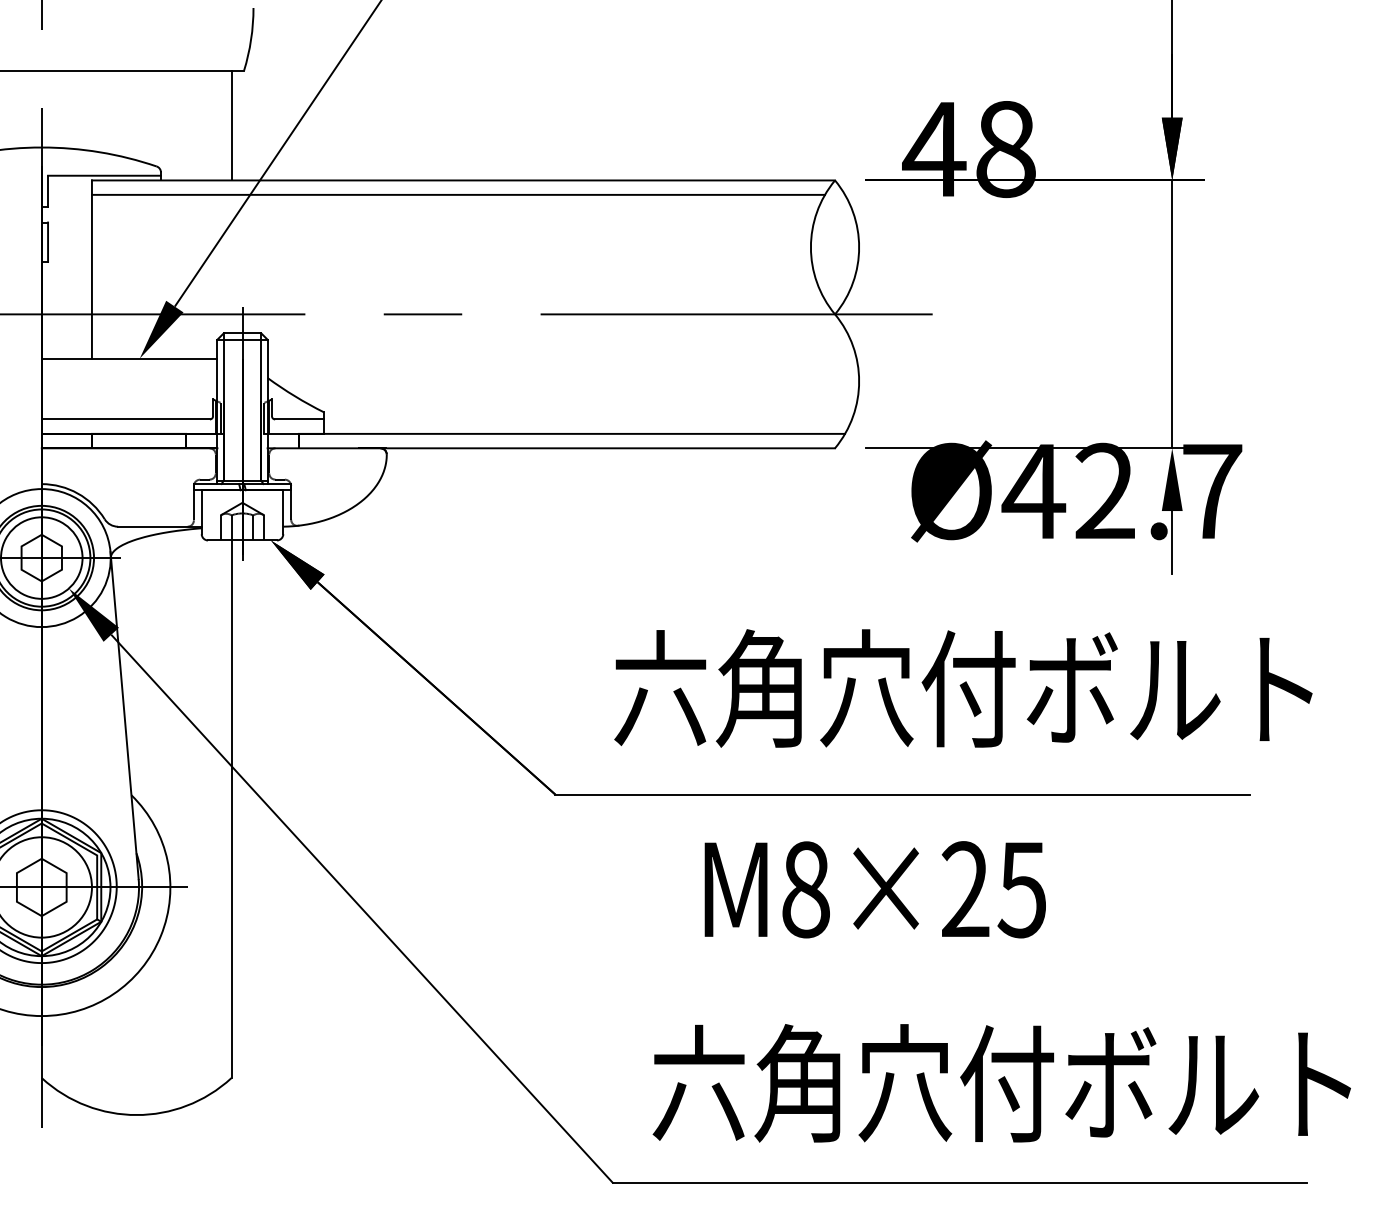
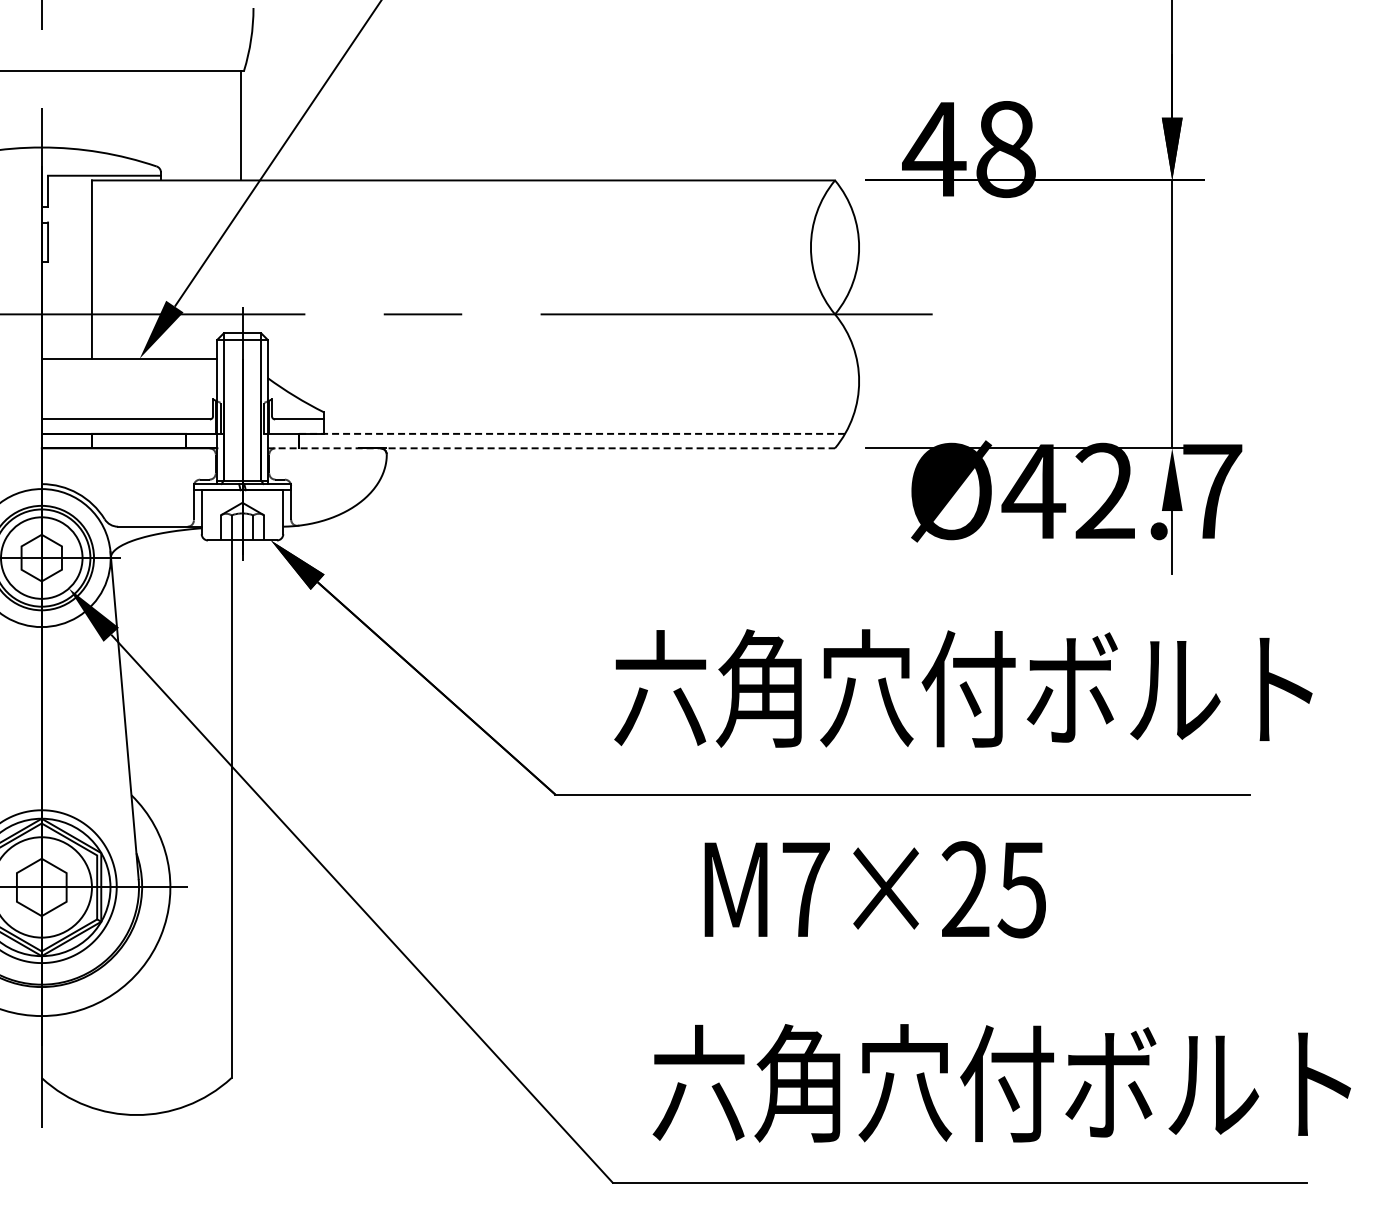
line position: (231, 125) -> (240, 125) (240, 125)
line: present -> none (458, 194)
line: solid -> dashed (571, 433)
line: solid -> dashed (551, 448)
text: M8×25 -> M7×25 (805, 889)
